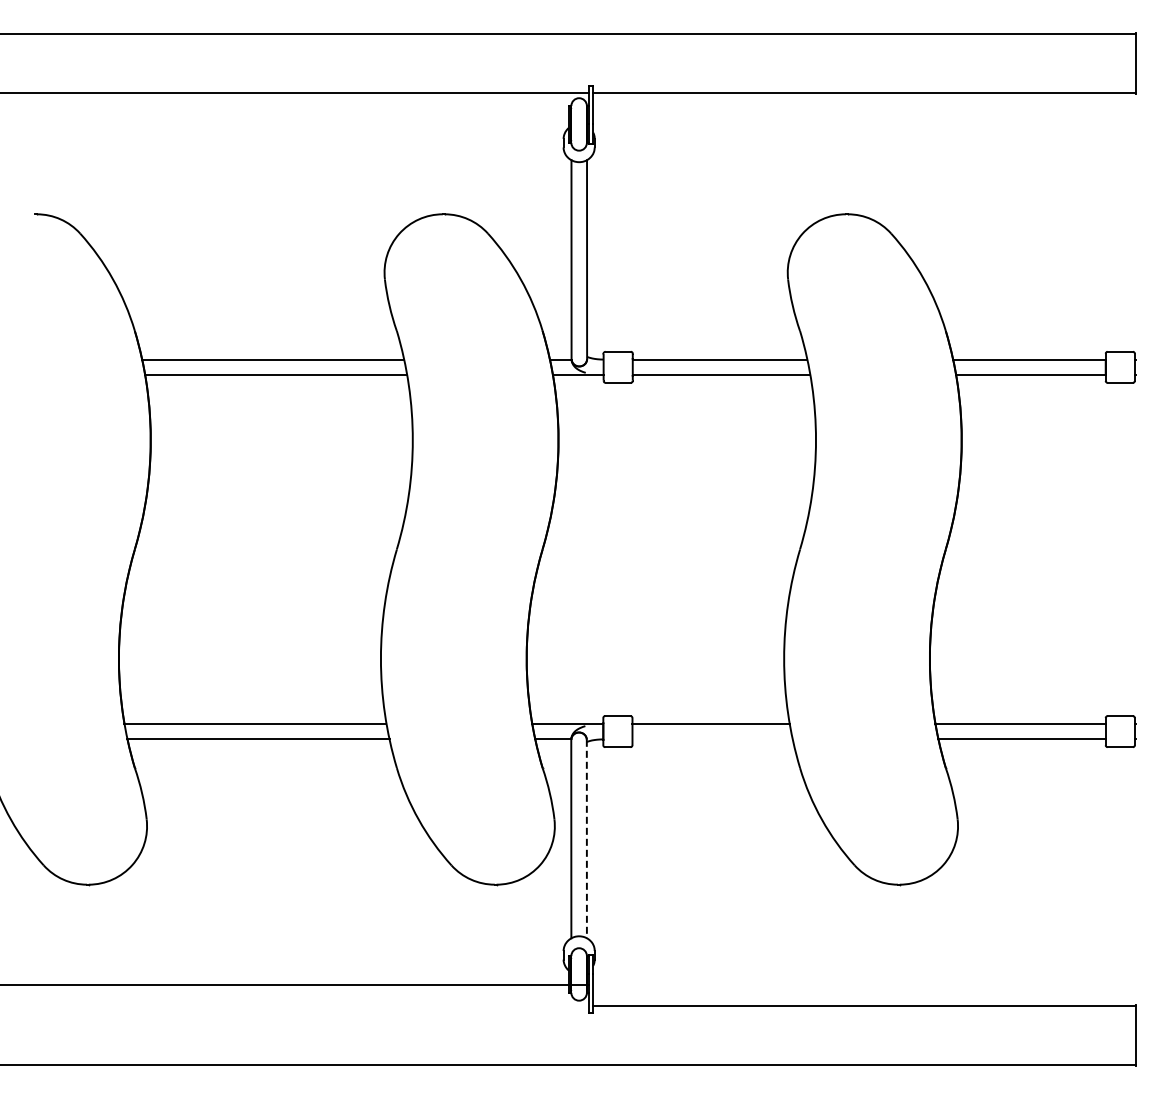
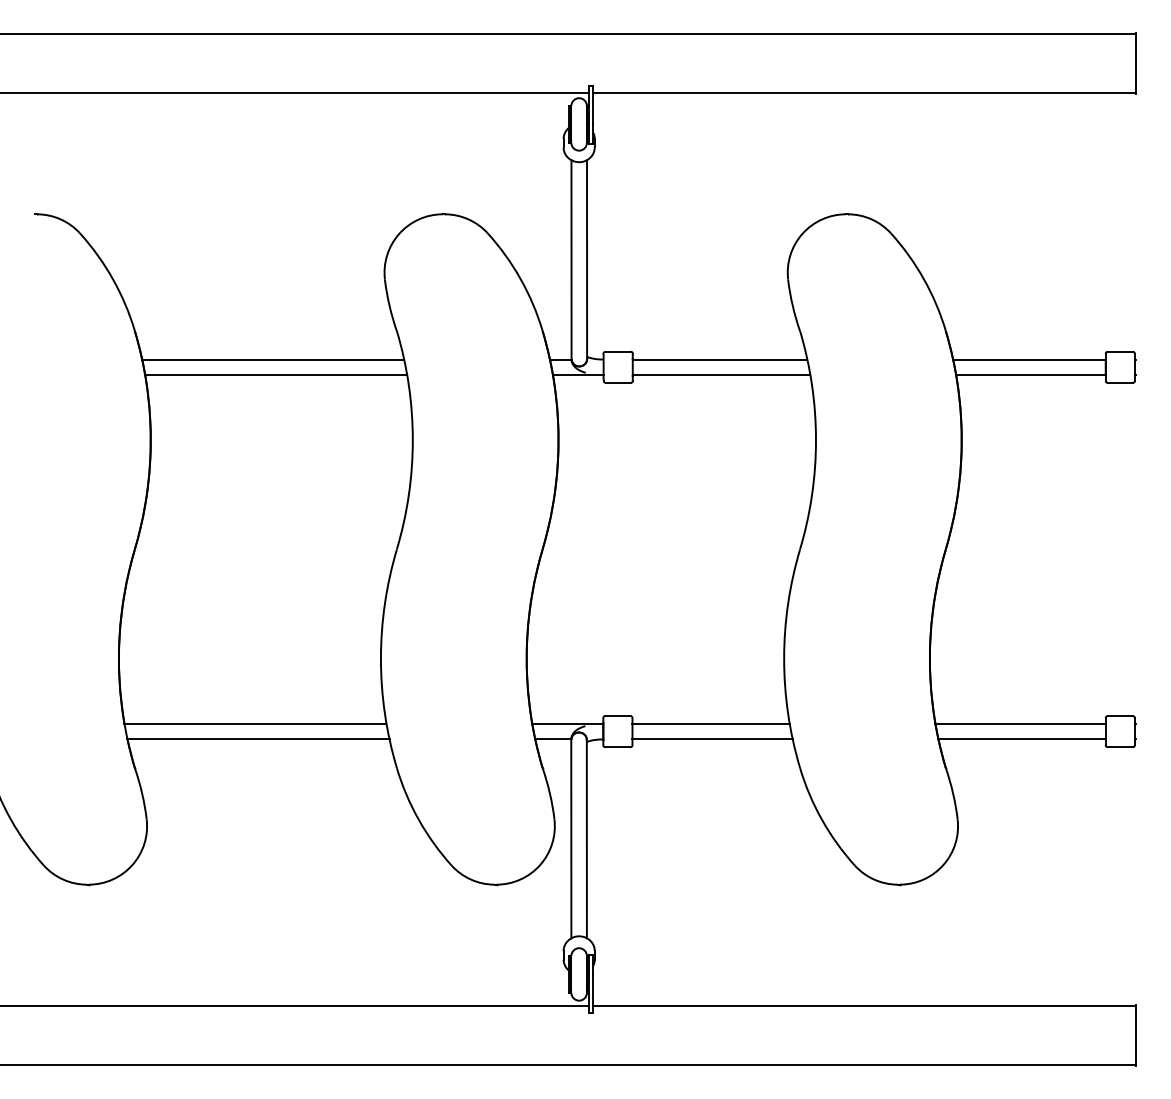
line: none -> present (712, 739)
line: dashed -> solid (586, 839)
line position: (295, 984) -> (295, 1005) (295, 1005)
